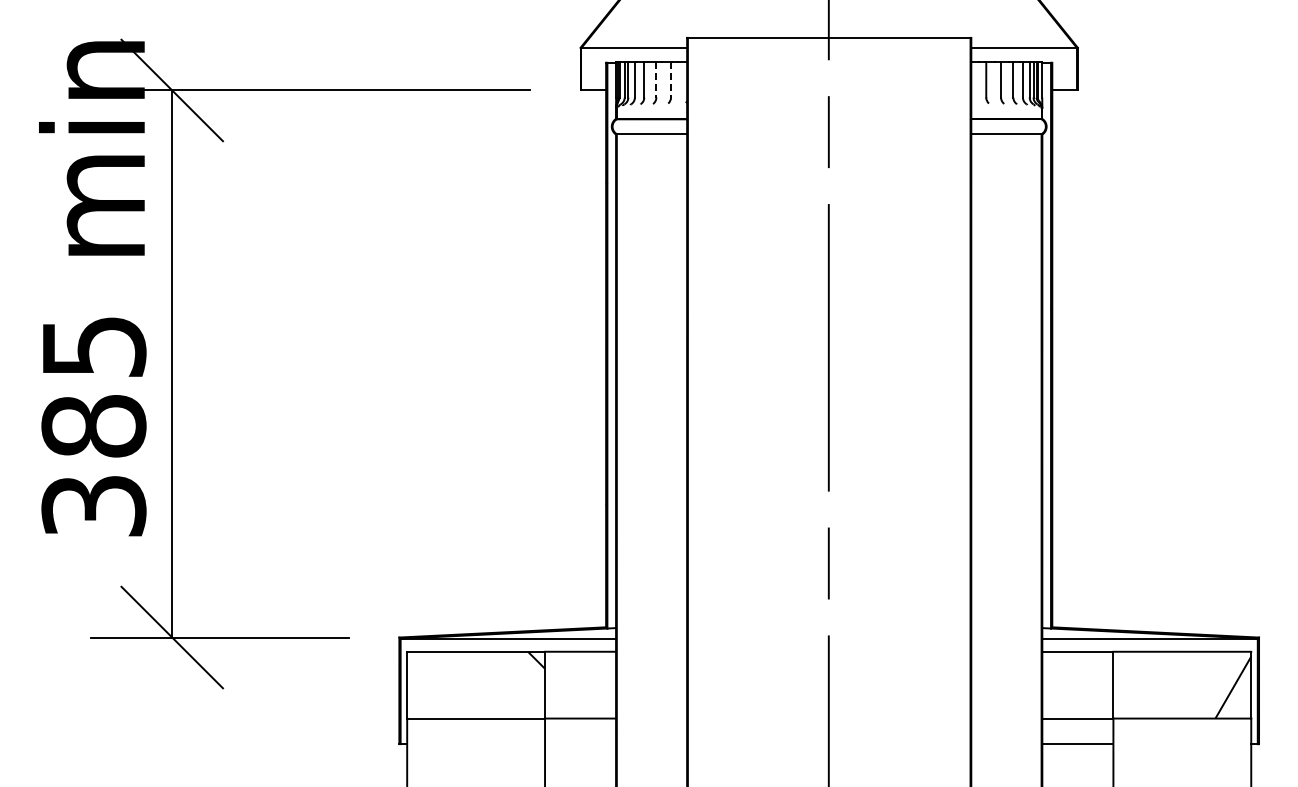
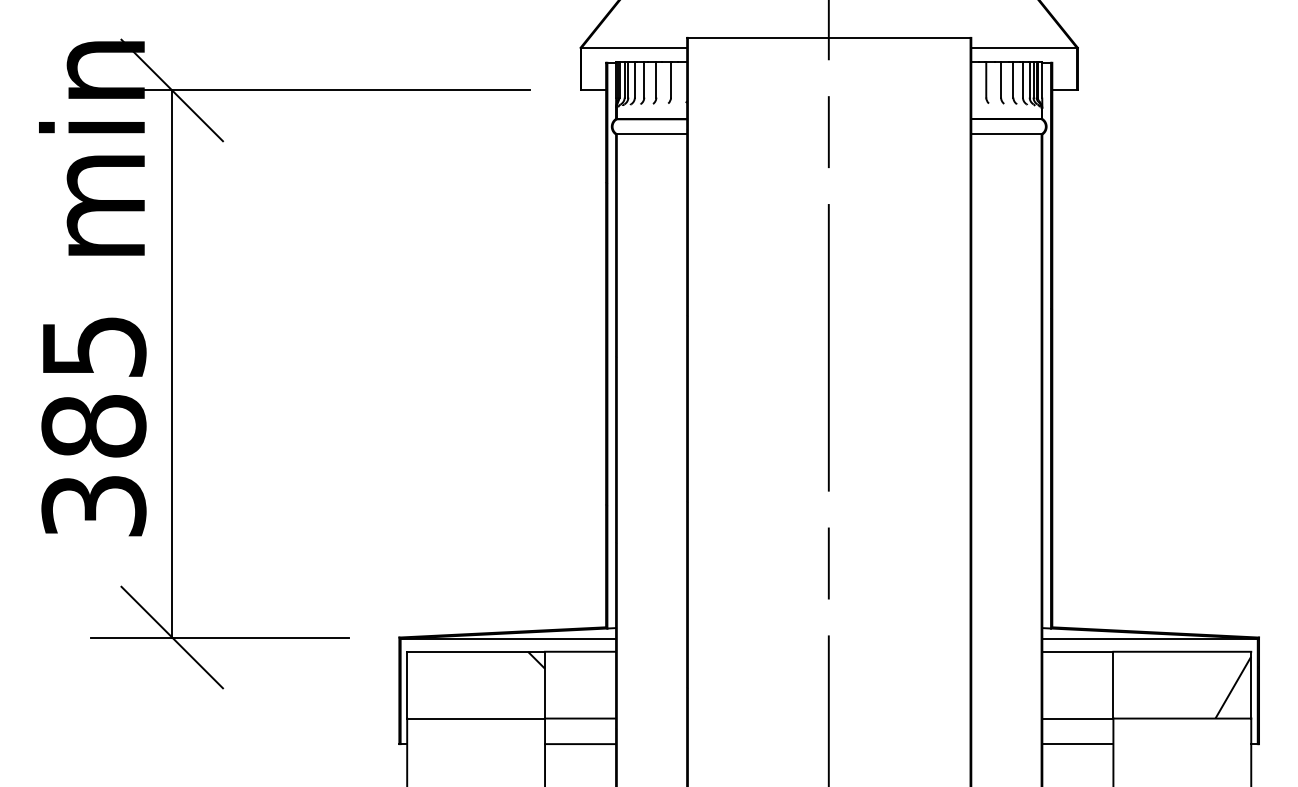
line: dashed -> solid (656, 79)
line: dashed -> solid (671, 79)
line: none -> present (580, 744)
